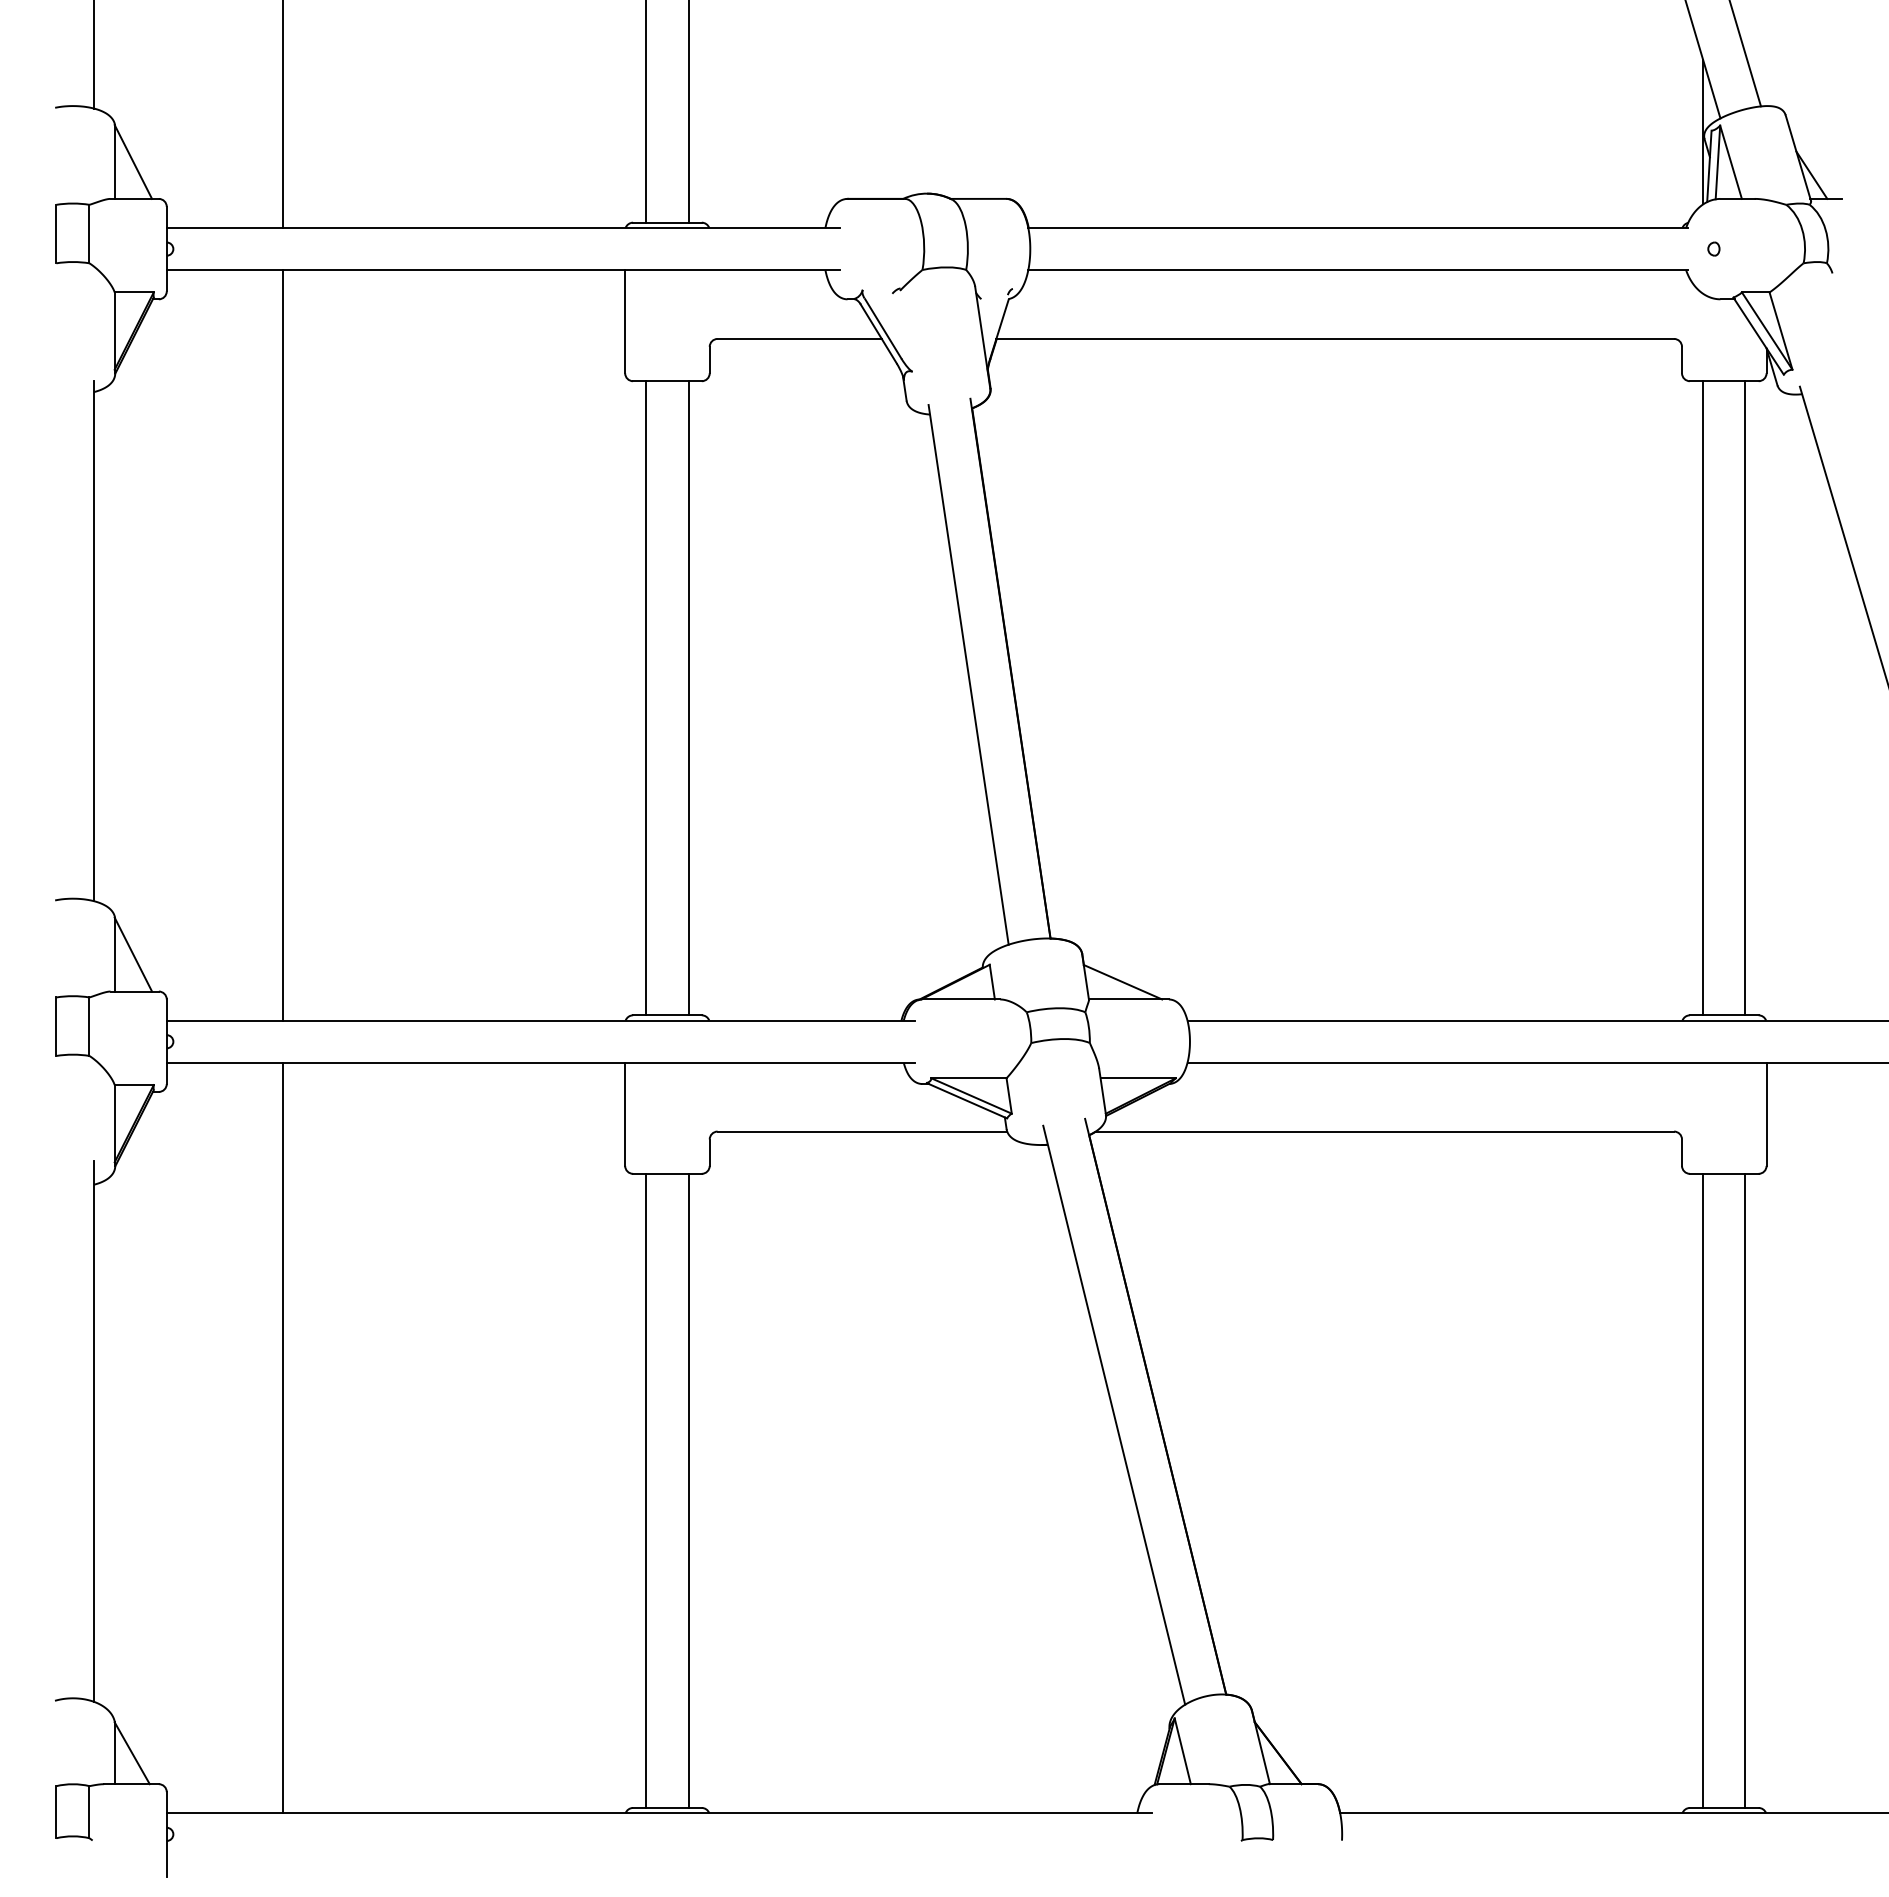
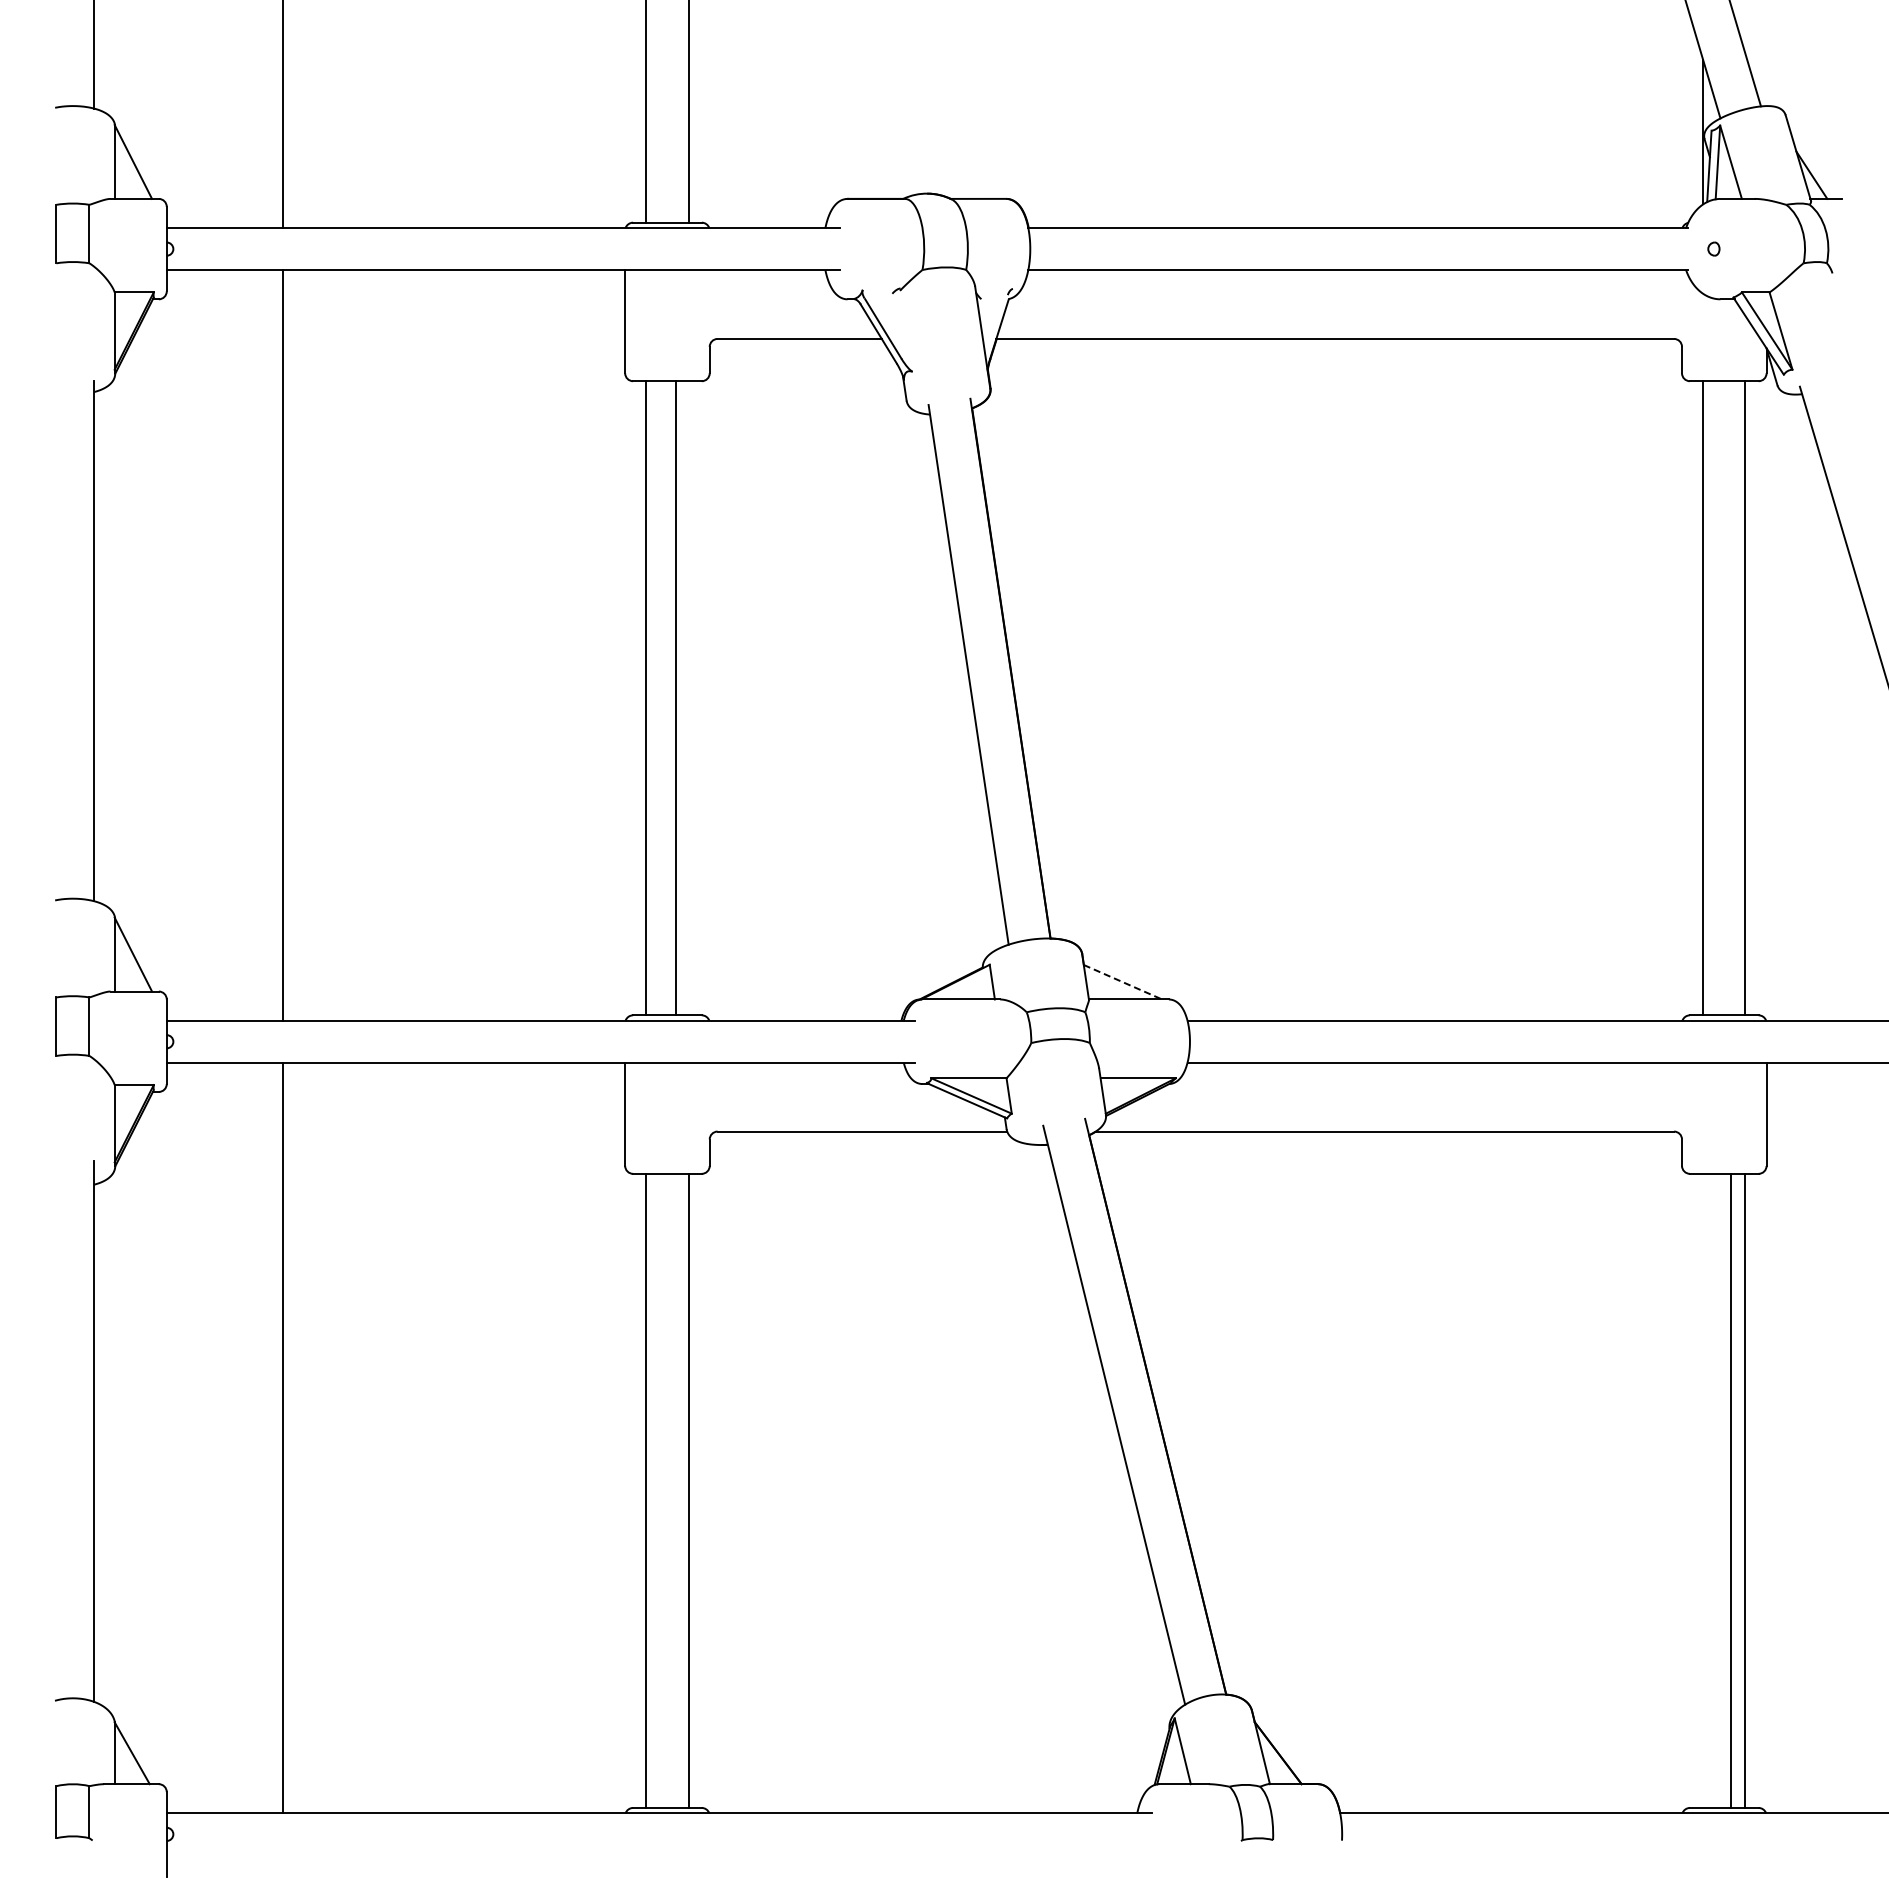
line position: (688, 698) -> (675, 698) (675, 698)
line: solid -> dashed (1122, 982)
line position: (1703, 1490) -> (1731, 1490) (1731, 1490)
